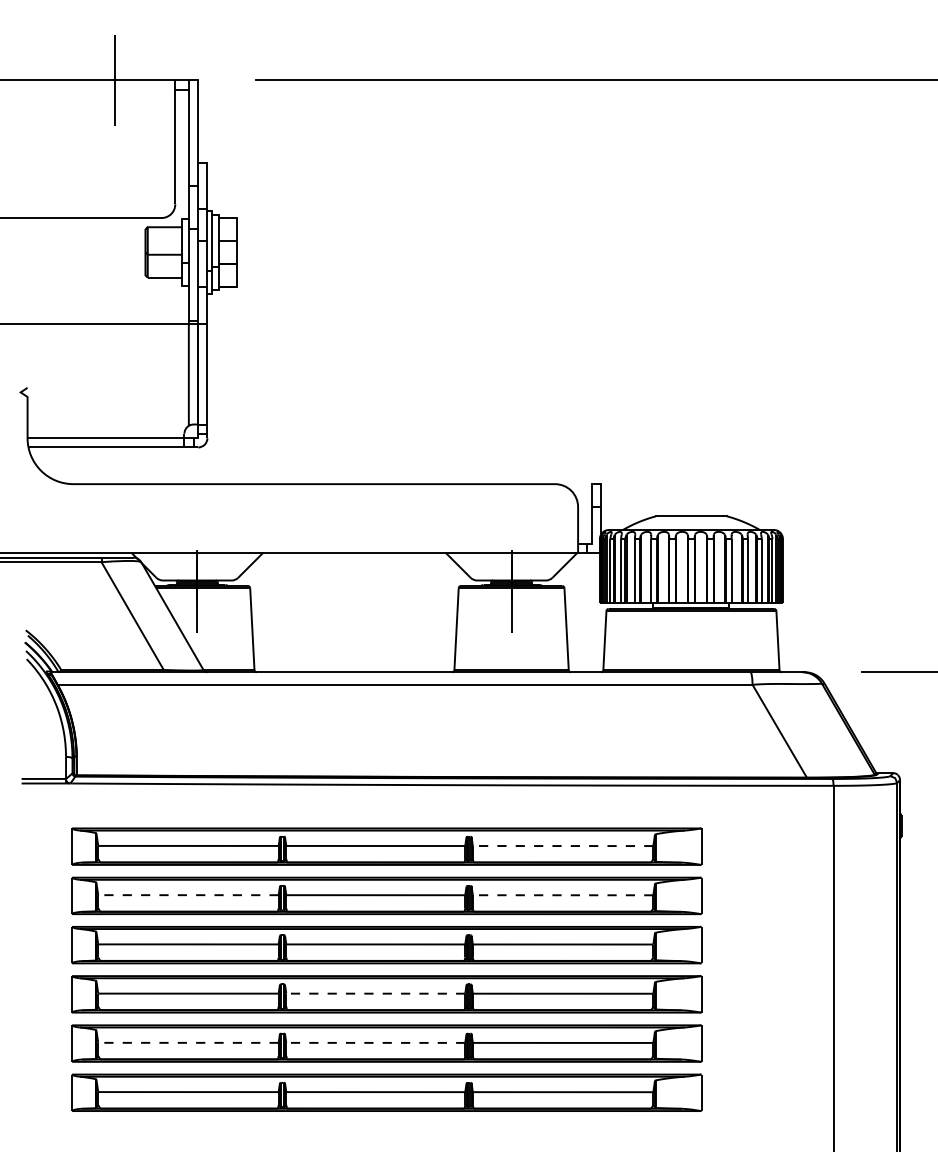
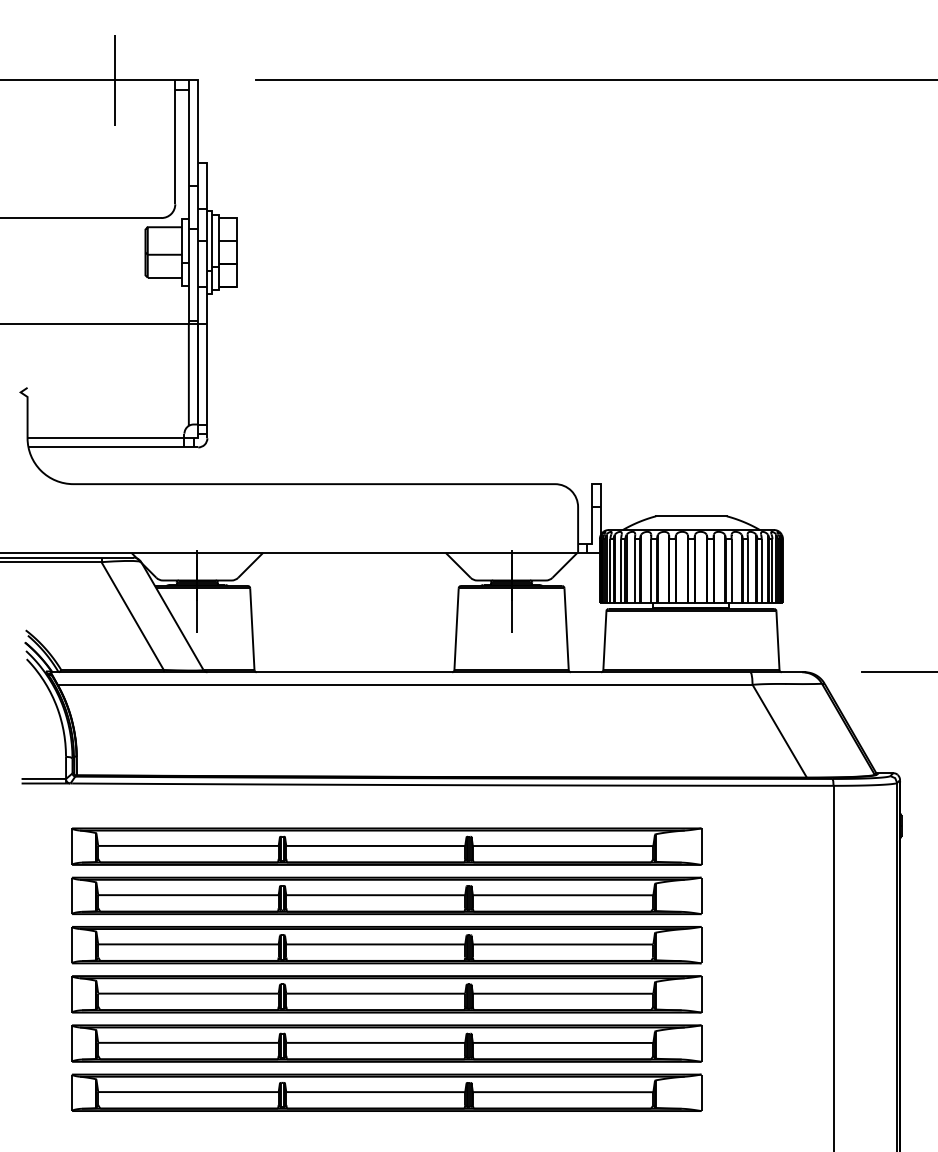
line: dashed -> solid (563, 846)
line: dashed -> solid (188, 895)
line: dashed -> solid (563, 895)
line: dashed -> solid (375, 993)
line: dashed -> solid (188, 1042)
line: dashed -> solid (375, 1042)
